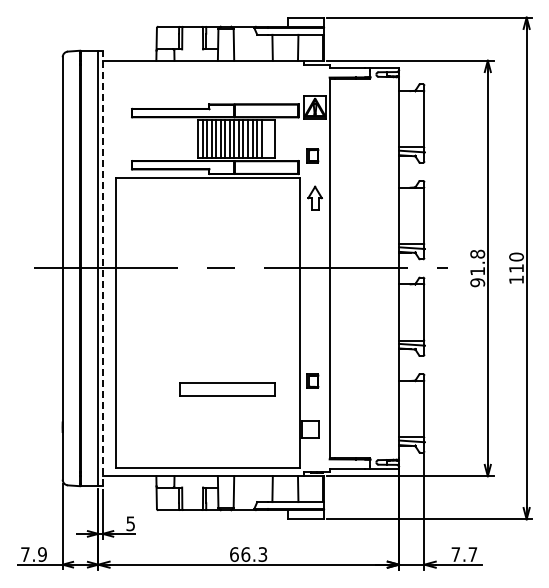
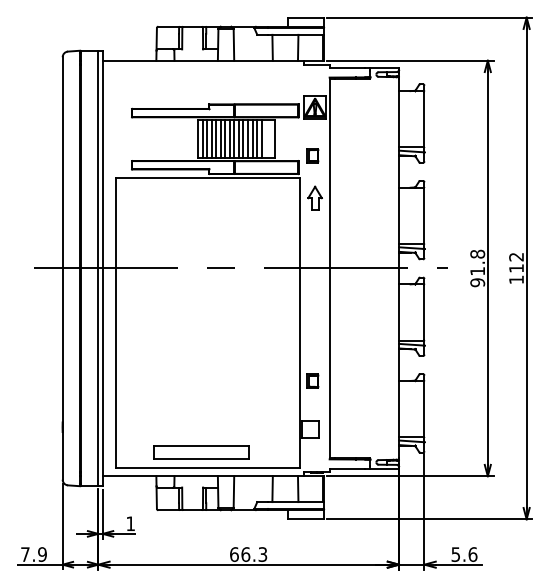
text: 110 -> 112 (516, 256)
line: dashed -> solid (102, 268)
part position: (227, 389) -> (201, 452) (201, 452)
text: 5 -> 1 (130, 523)
text: 7.7 -> 5.6 (464, 554)
